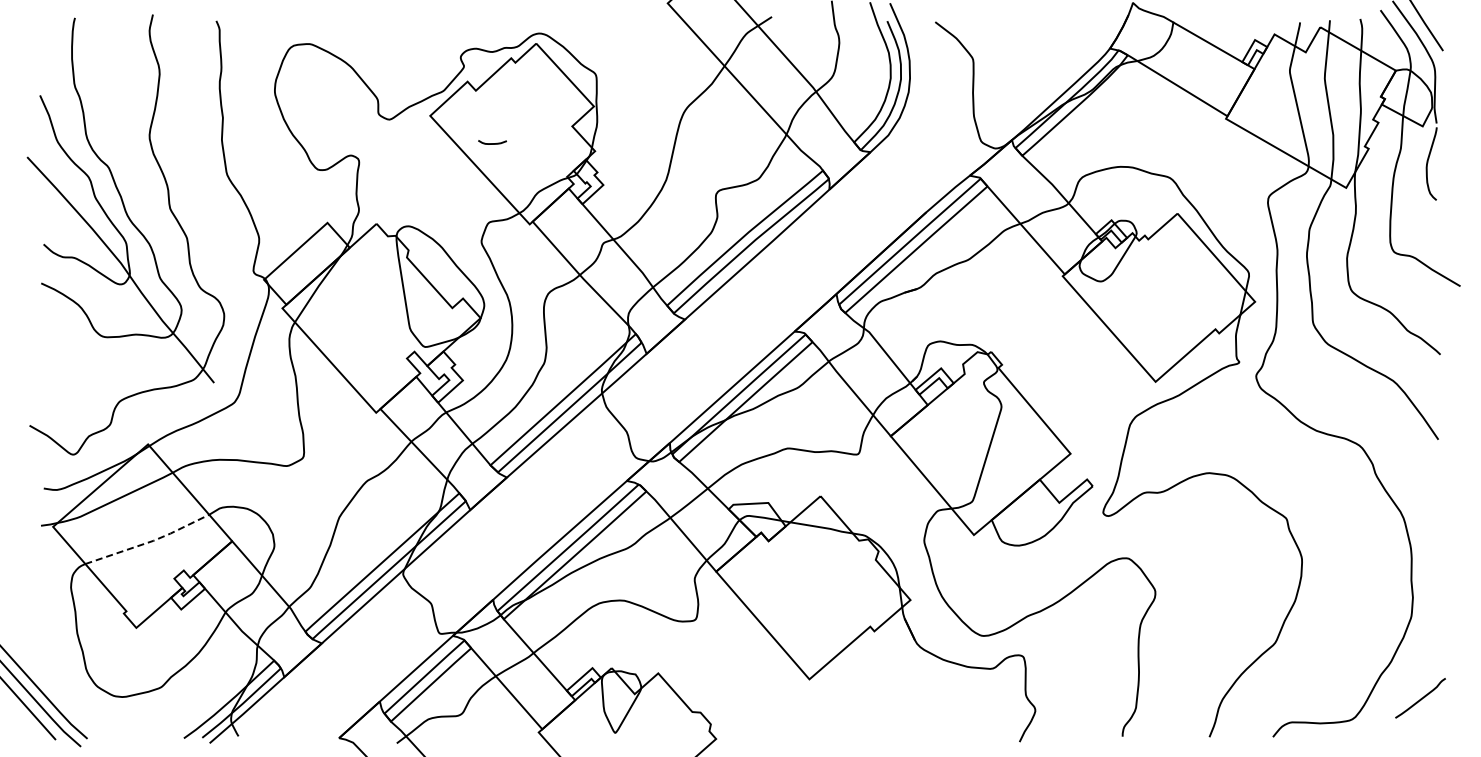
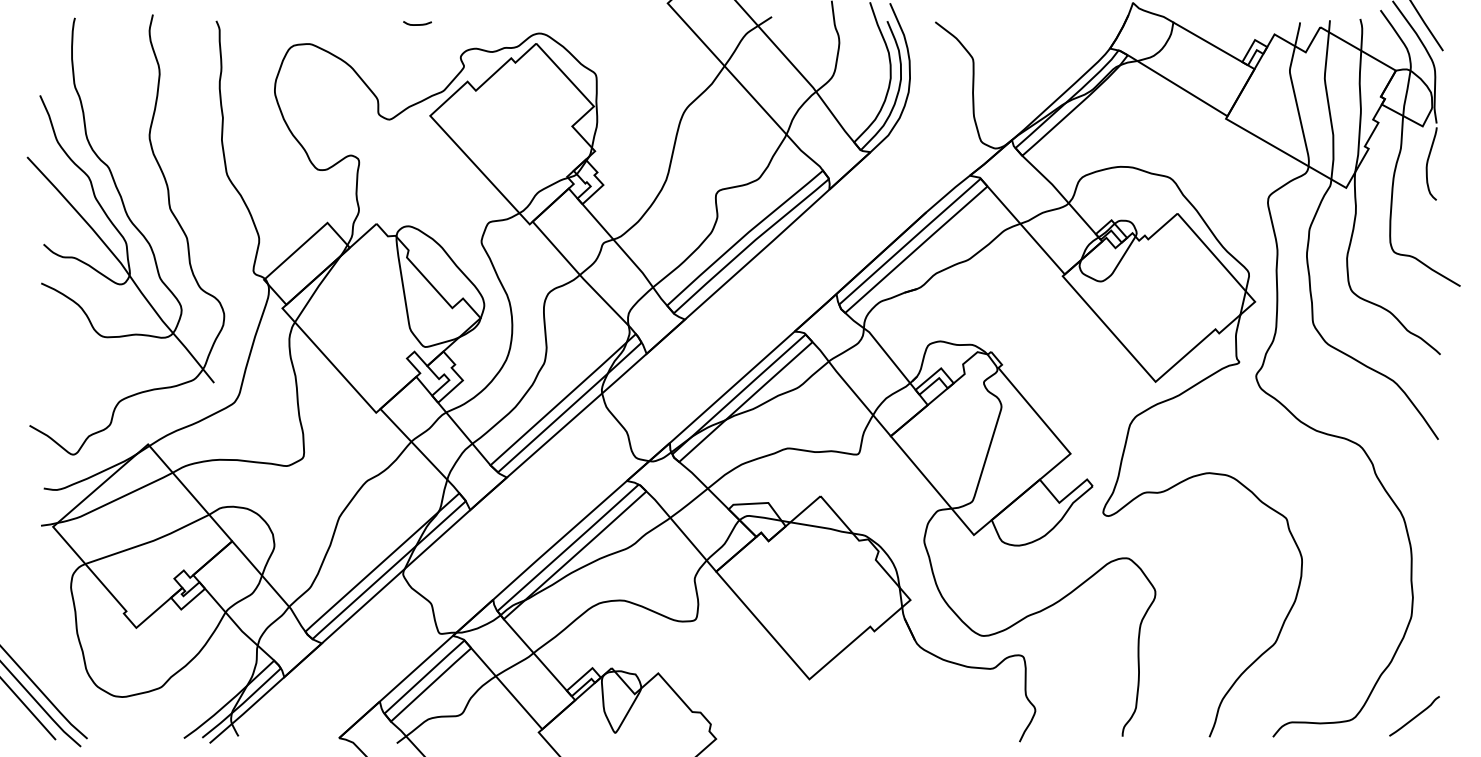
curve position: (492, 143) -> (417, 24) (417, 24)
line: dashed -> solid (149, 542)
curve position: (1420, 698) -> (1414, 716) (1414, 716)
